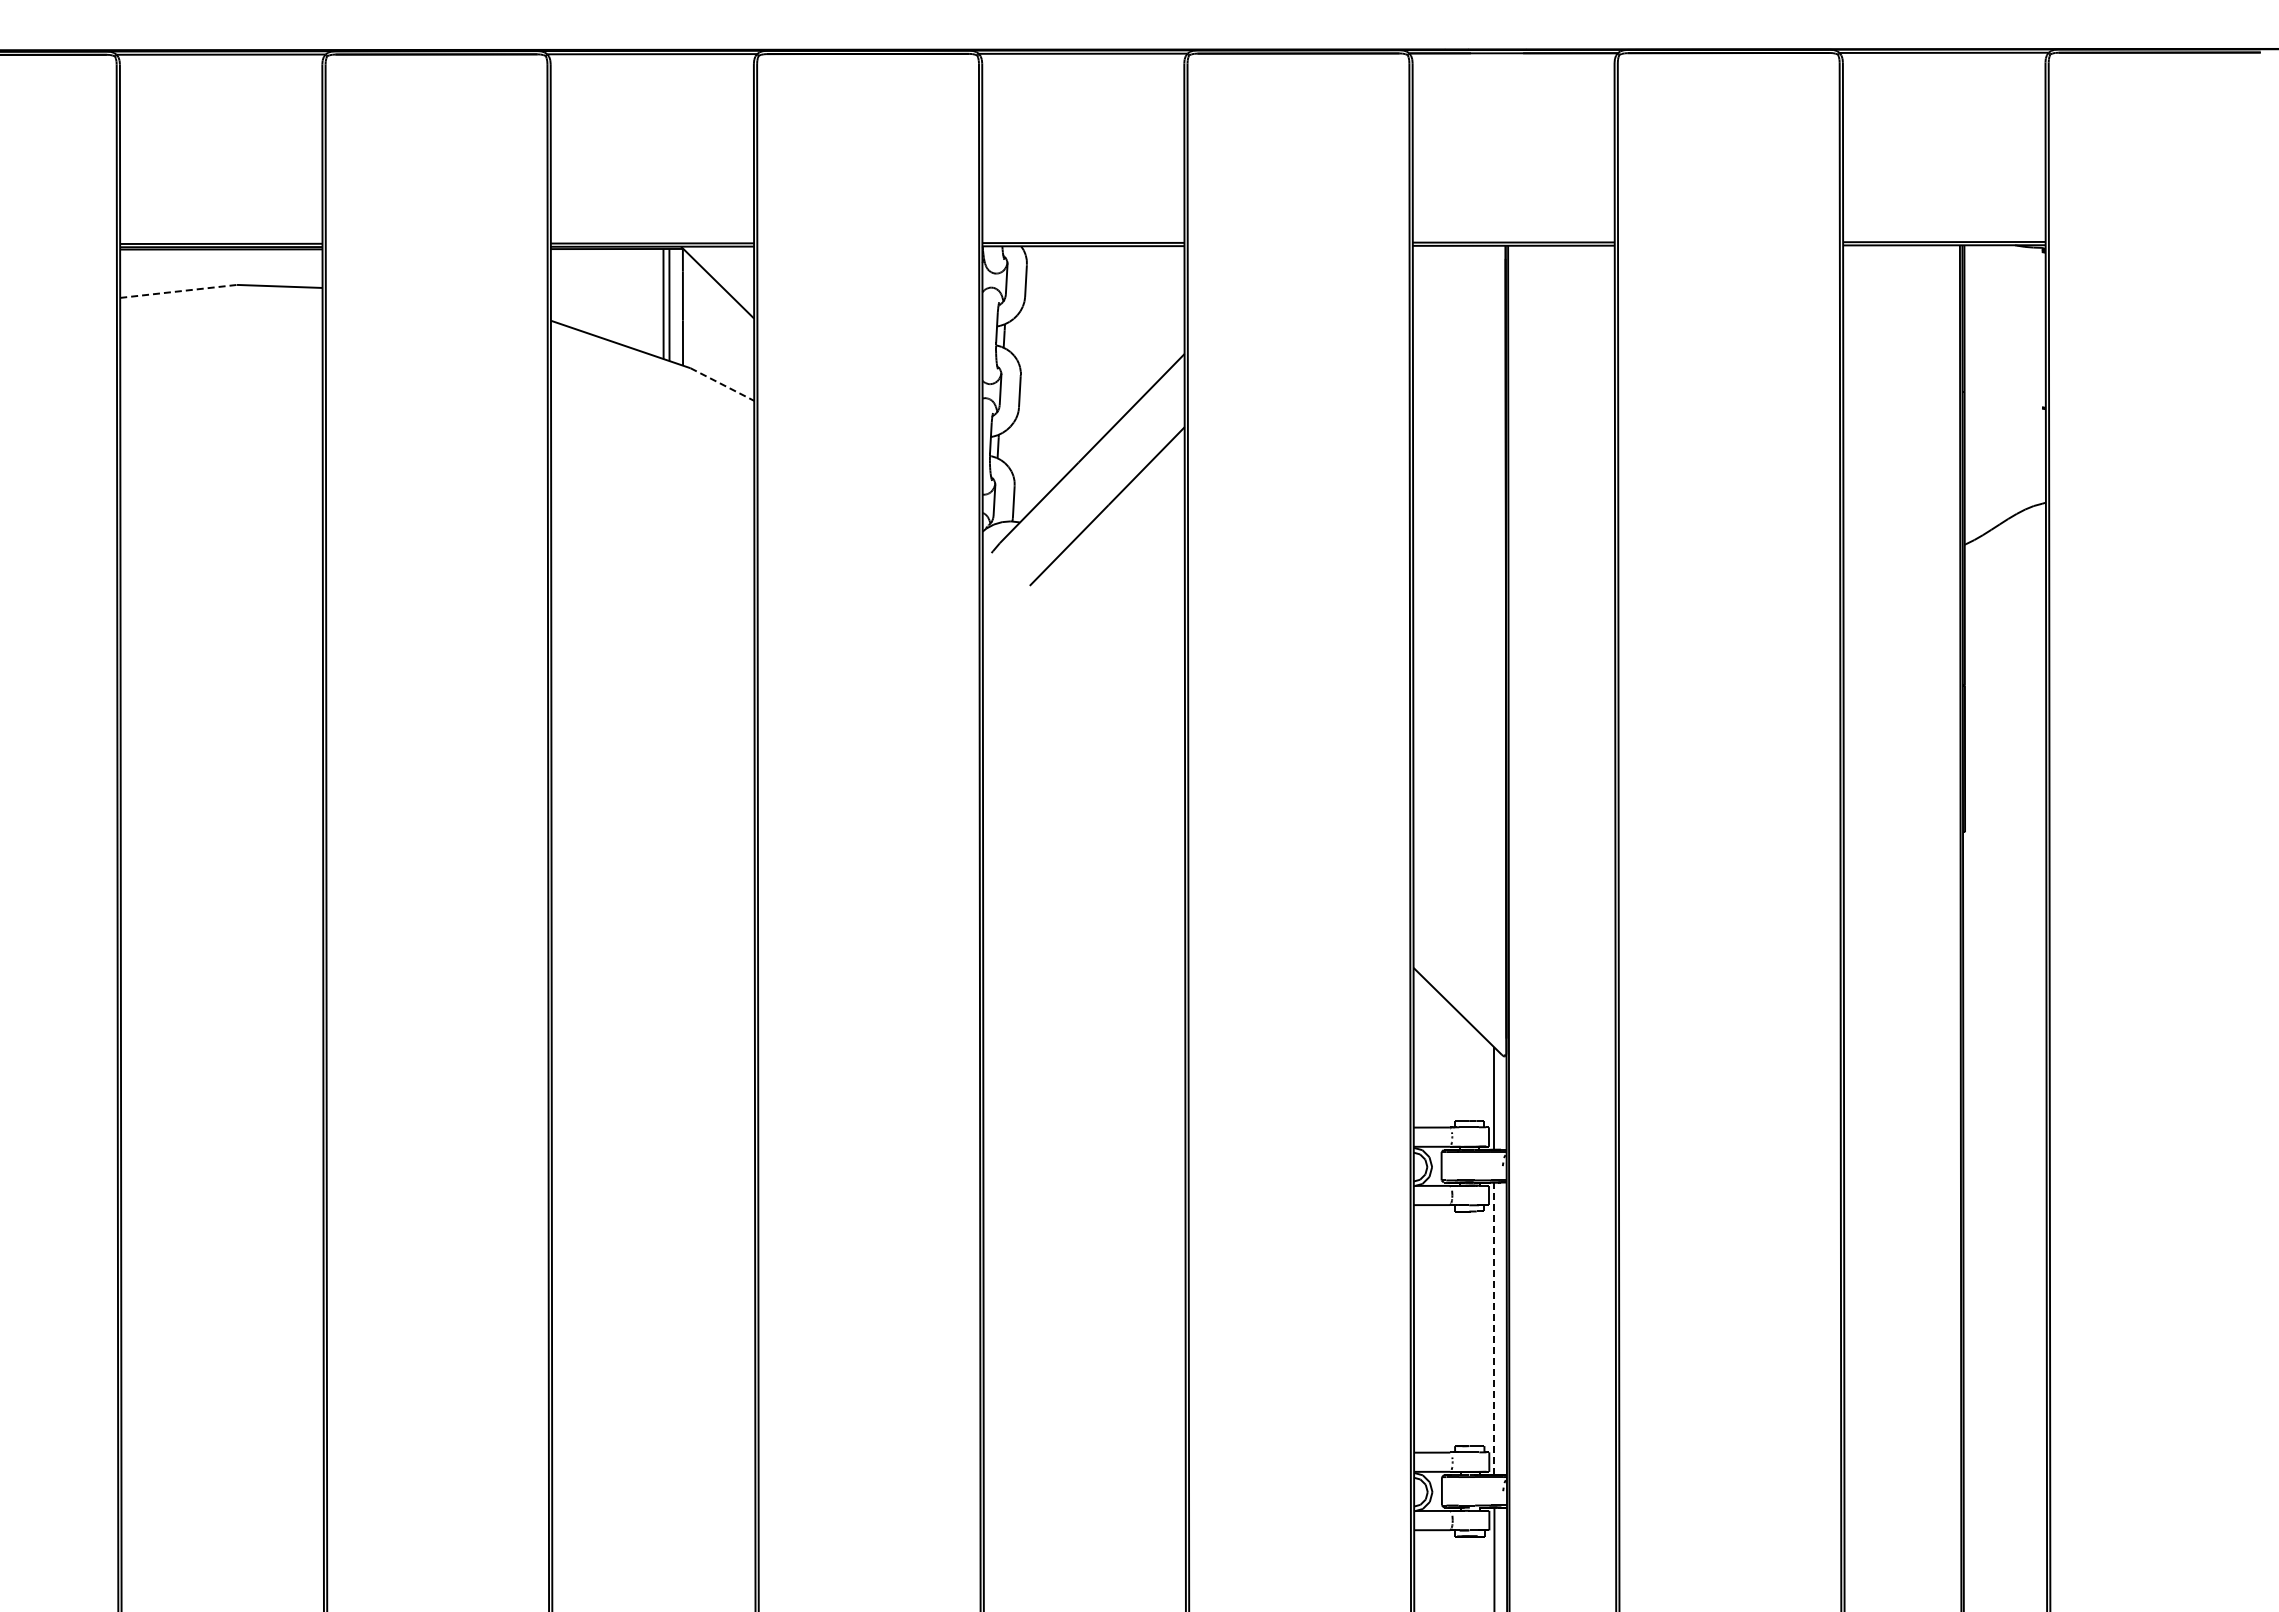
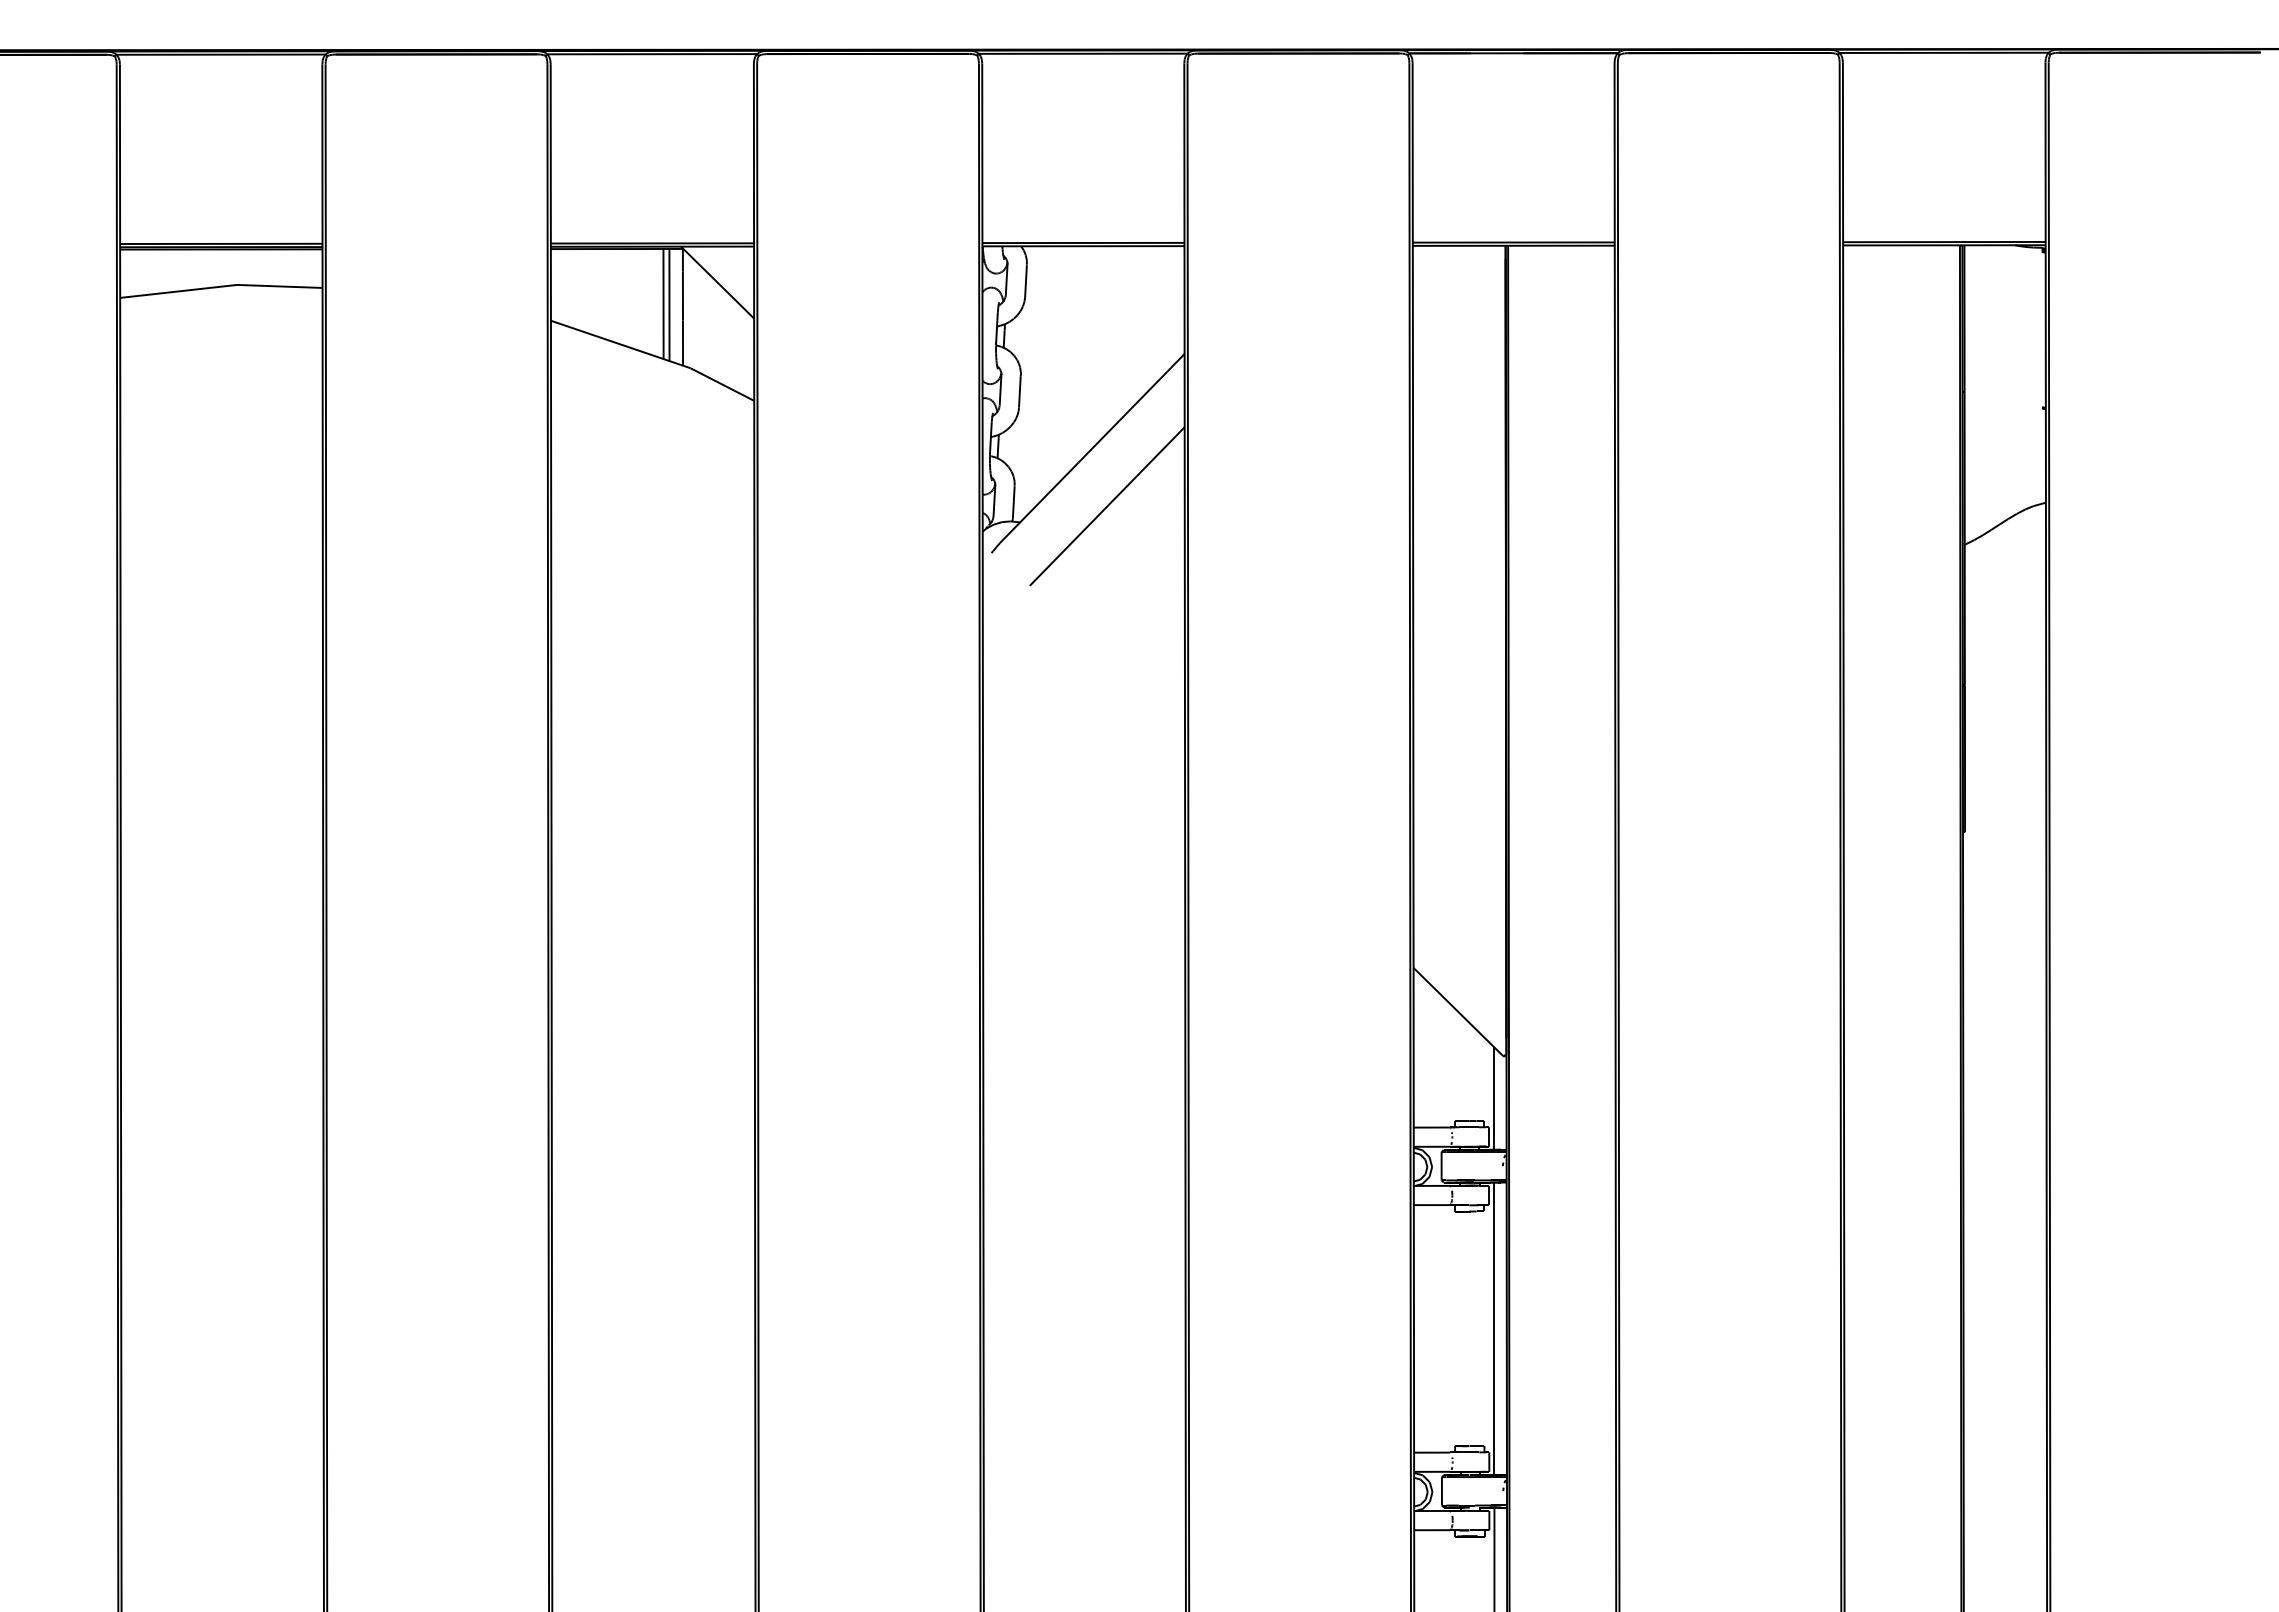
line: dashed -> solid (178, 291)
line: dashed -> solid (722, 384)
line: dashed -> solid (1494, 1328)
